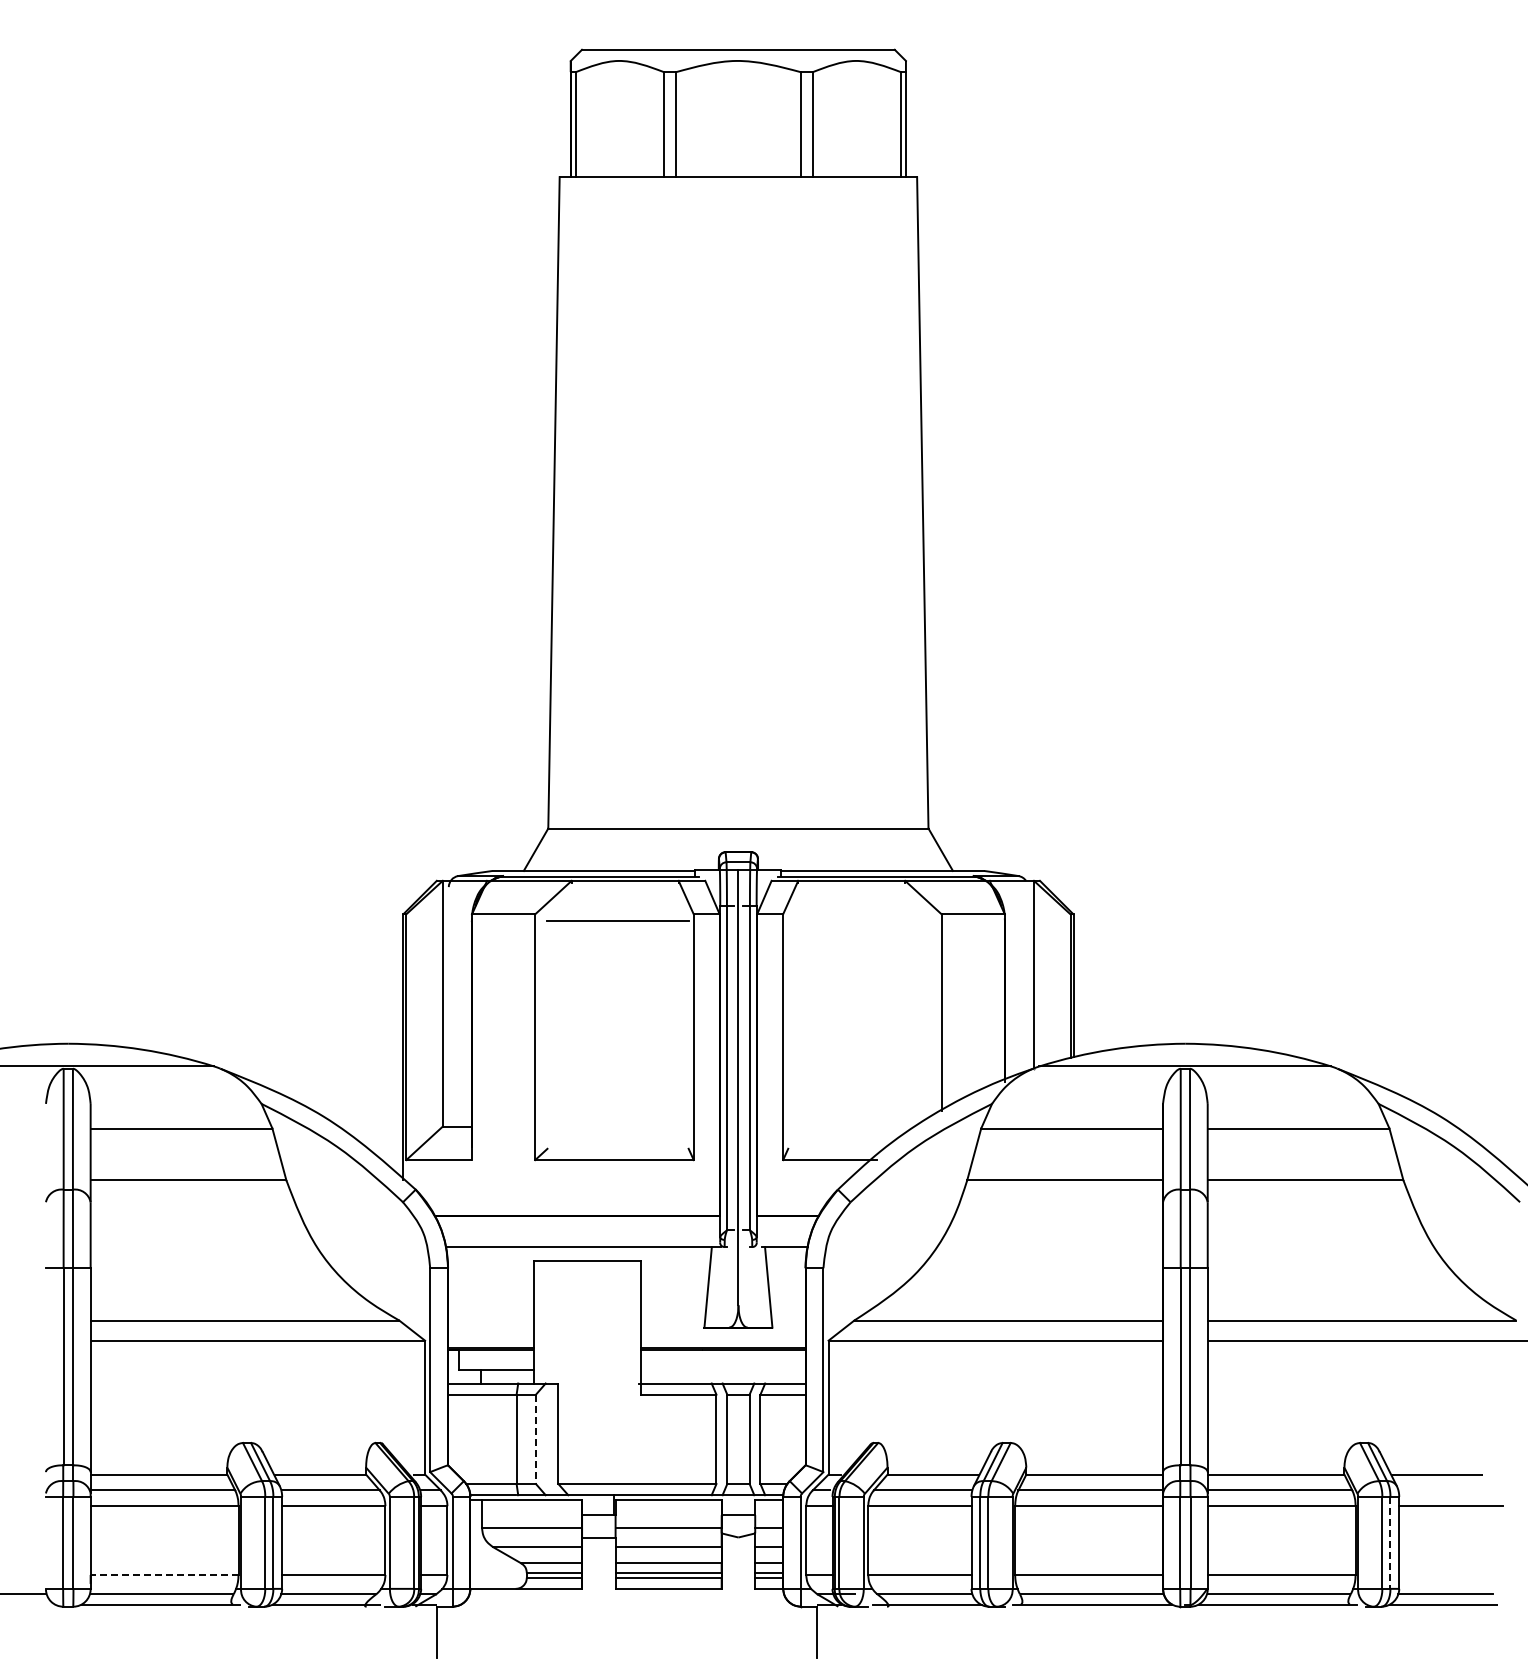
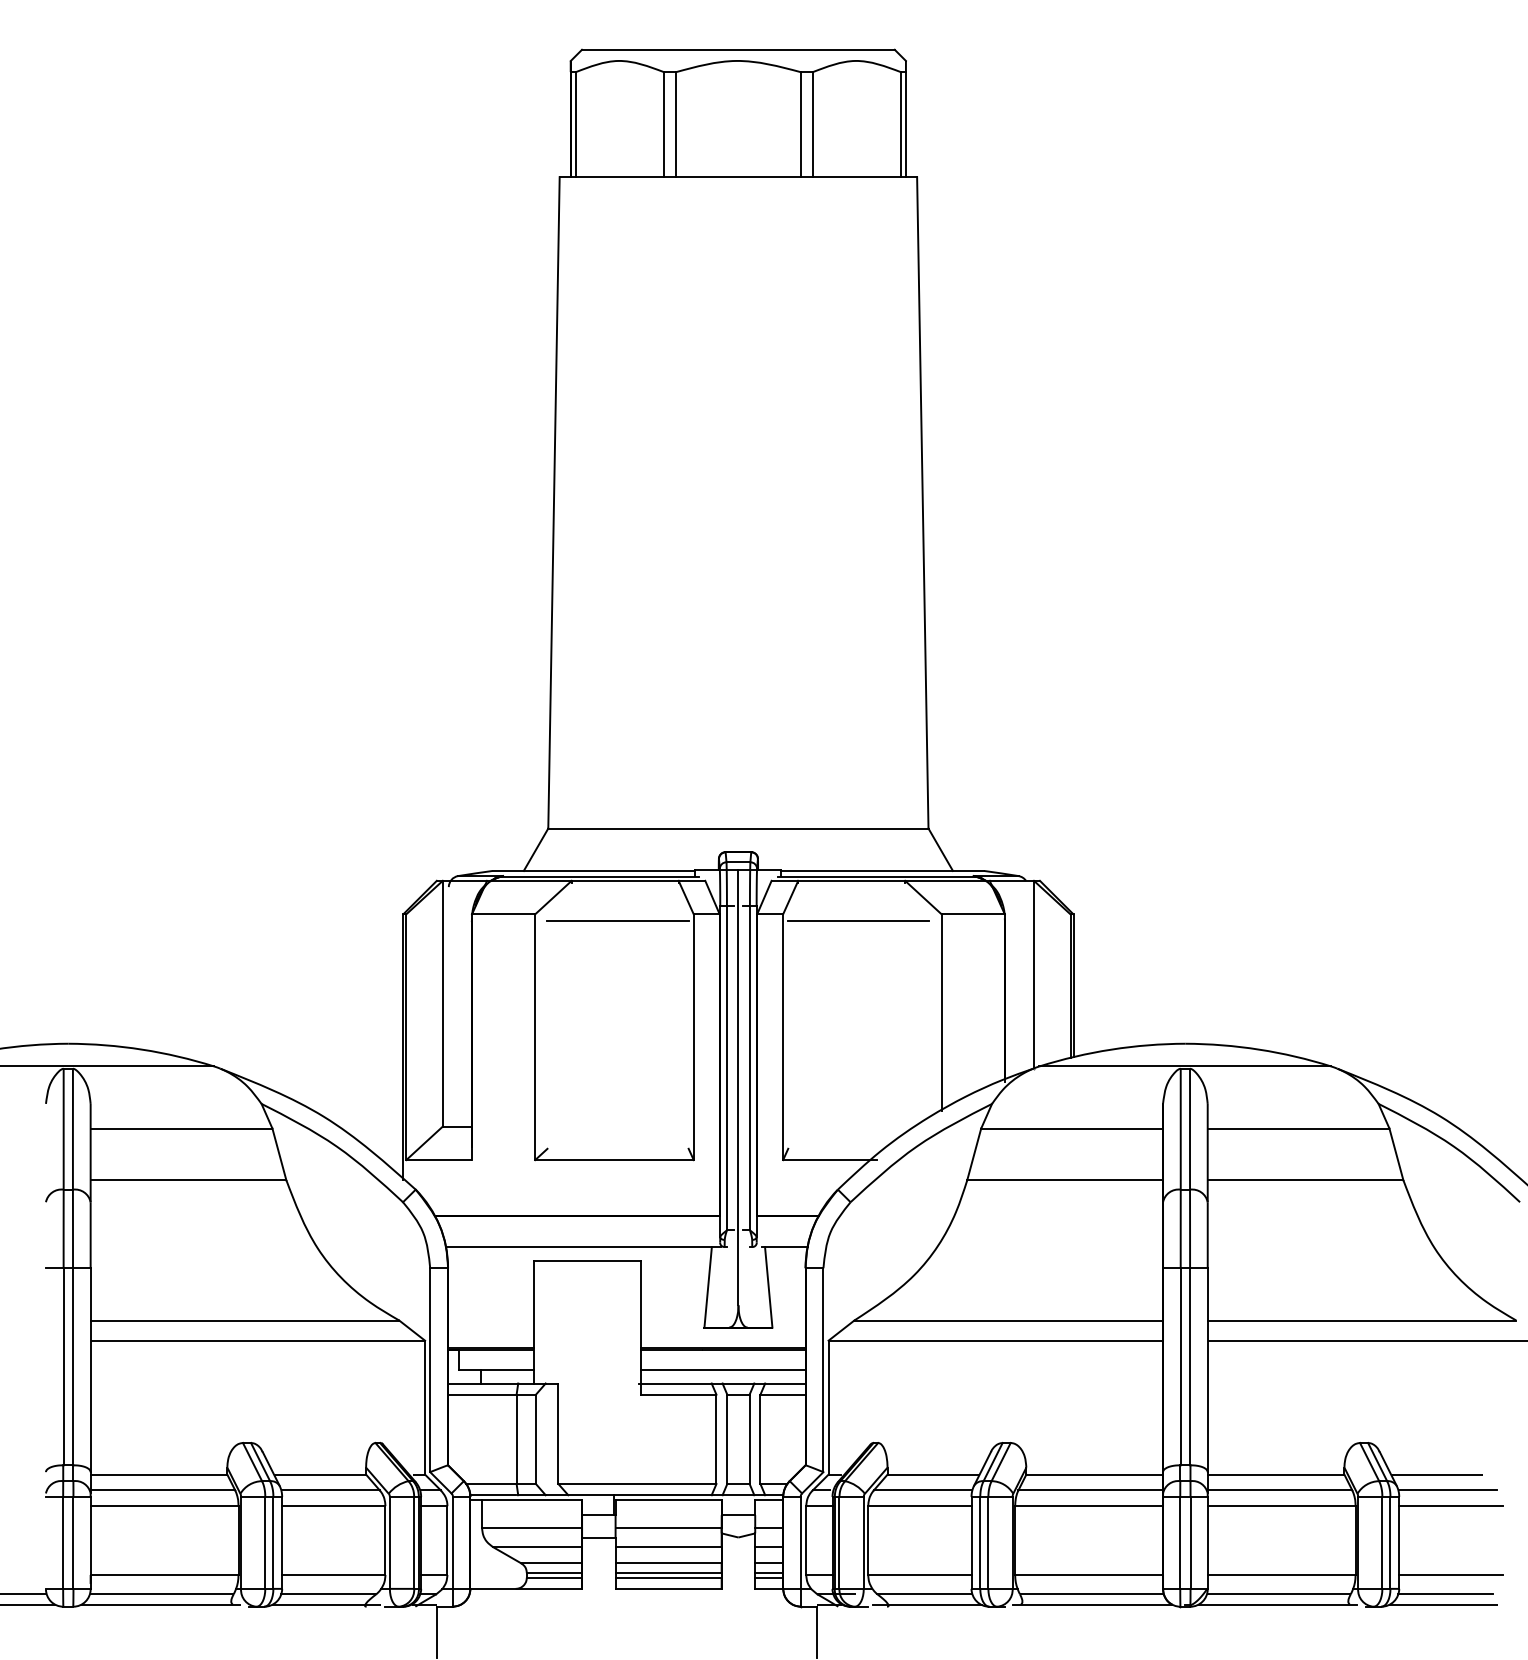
line: none -> present (858, 921)
line: none -> present (722, 1369)
line: dashed -> solid (535, 1439)
line: none -> present (1447, 1490)
line: dashed -> solid (1390, 1542)
line: dashed -> solid (164, 1574)
line: none -> present (1450, 1574)
line: none -> present (28, 1604)
